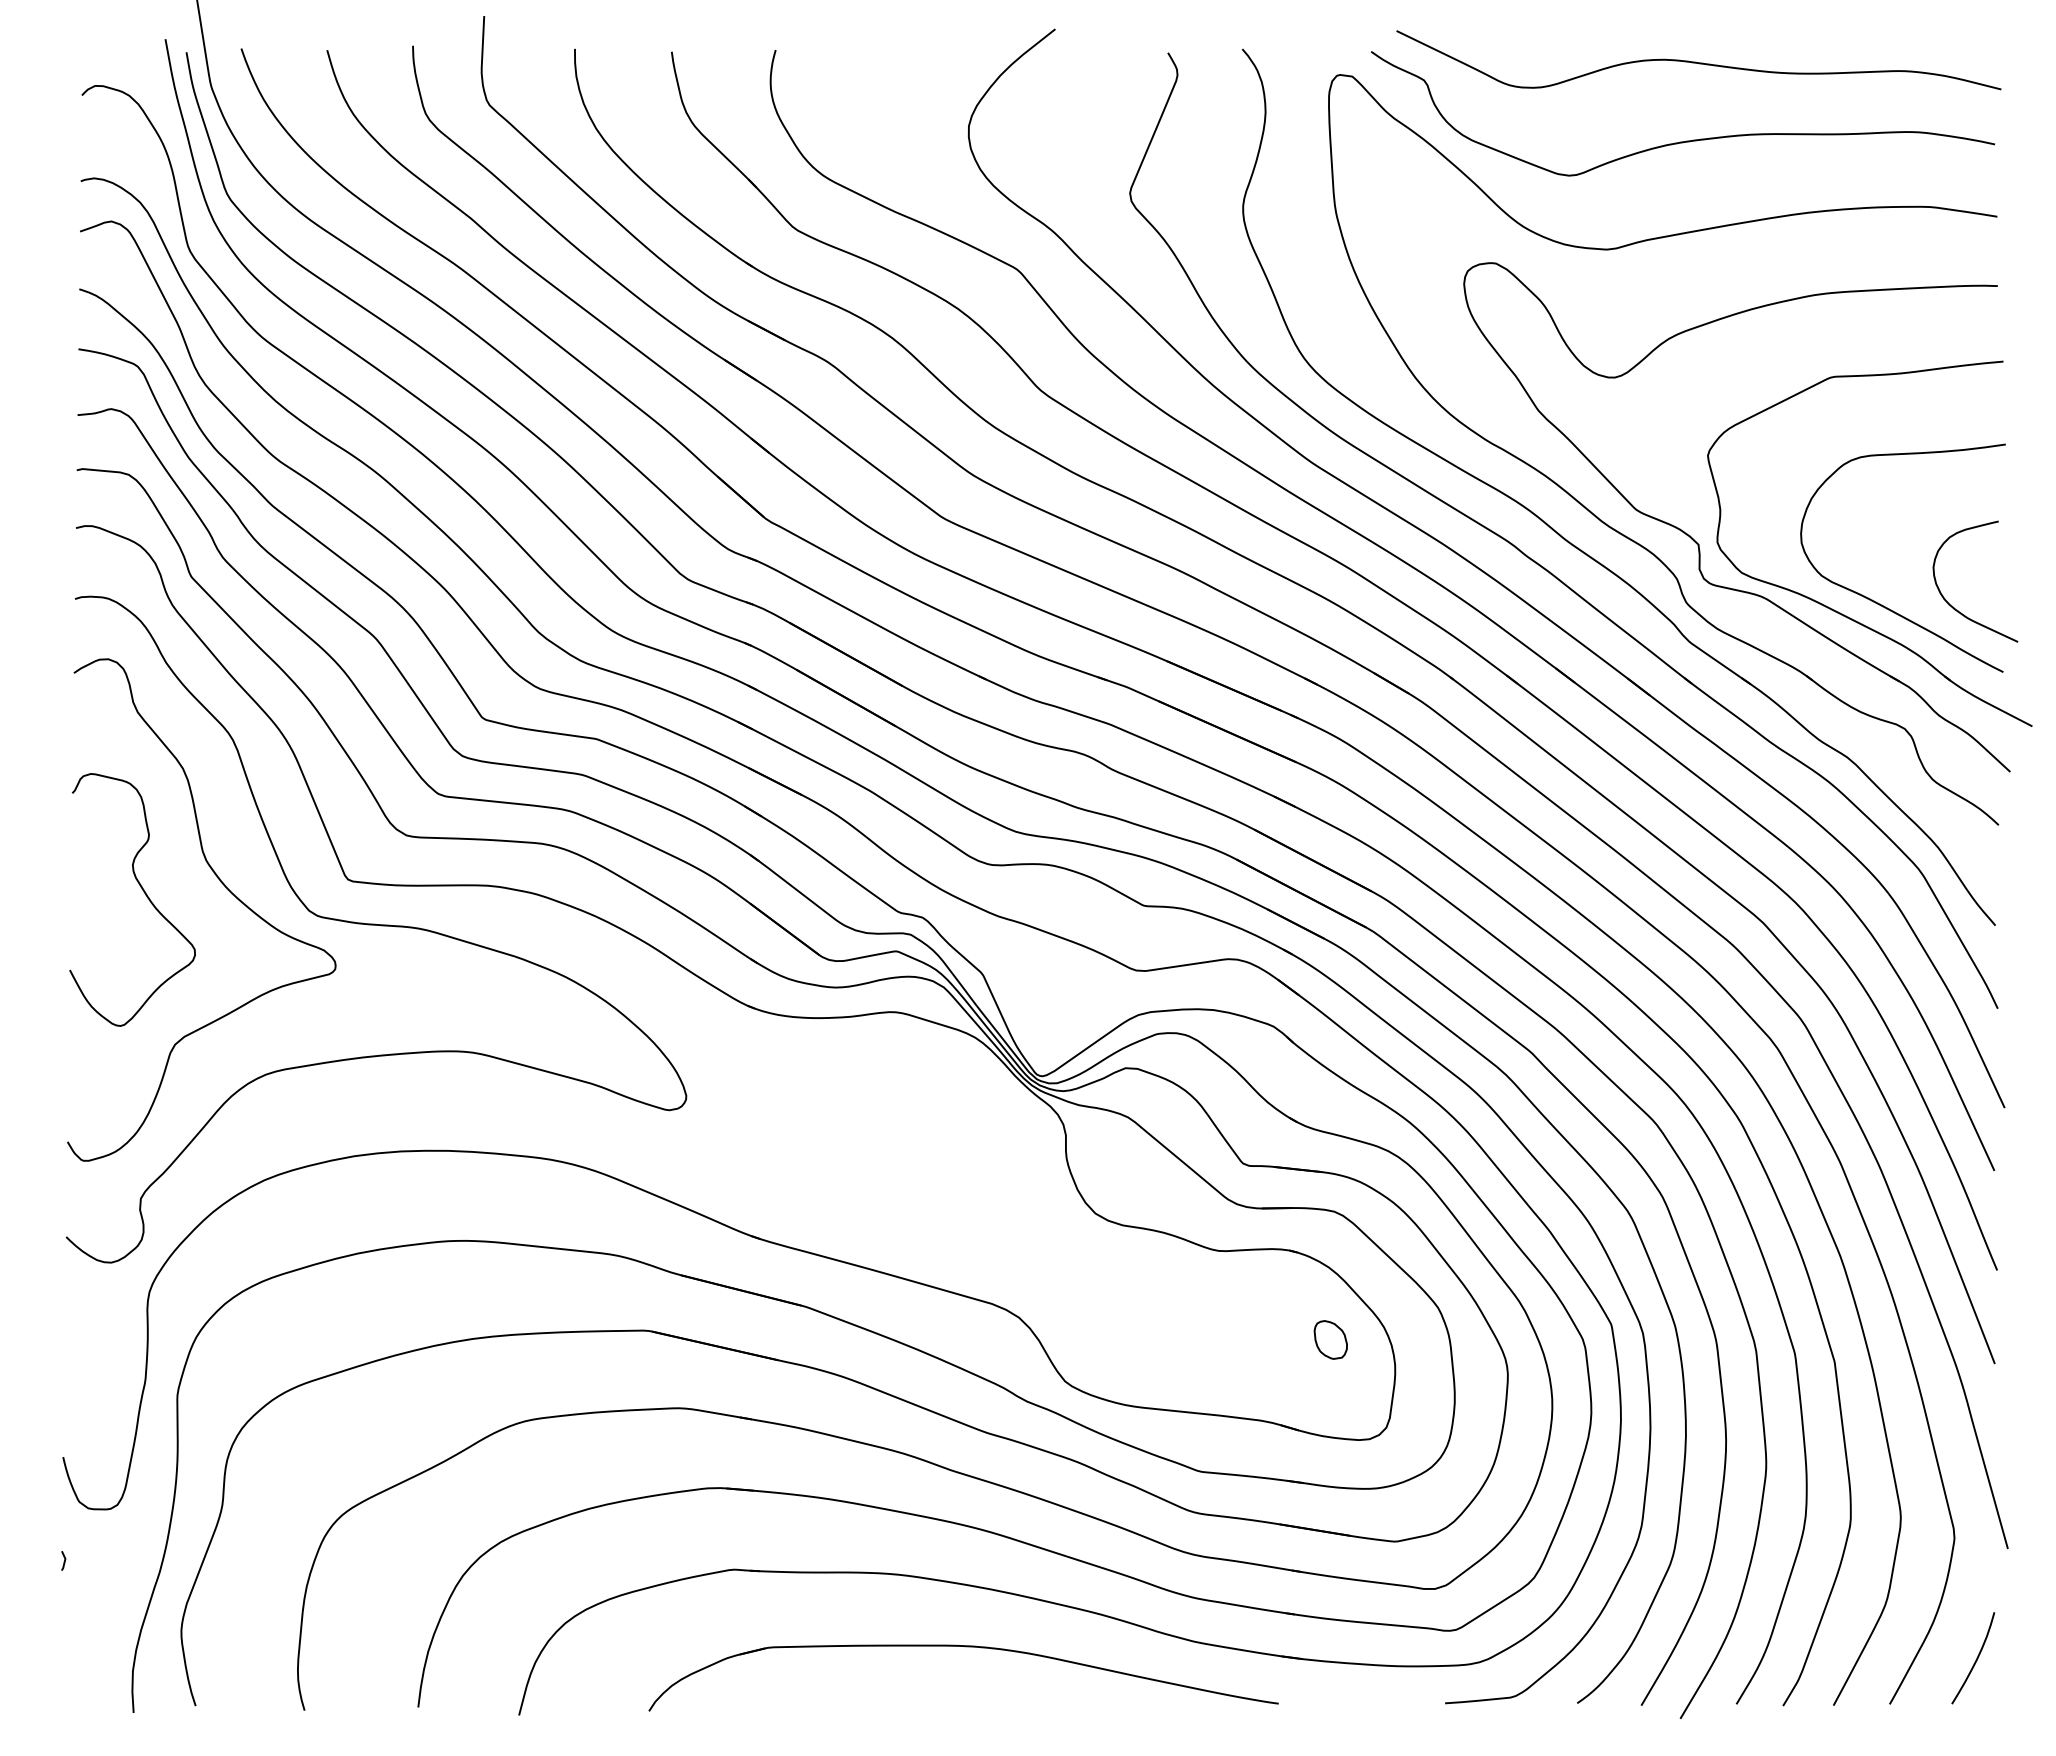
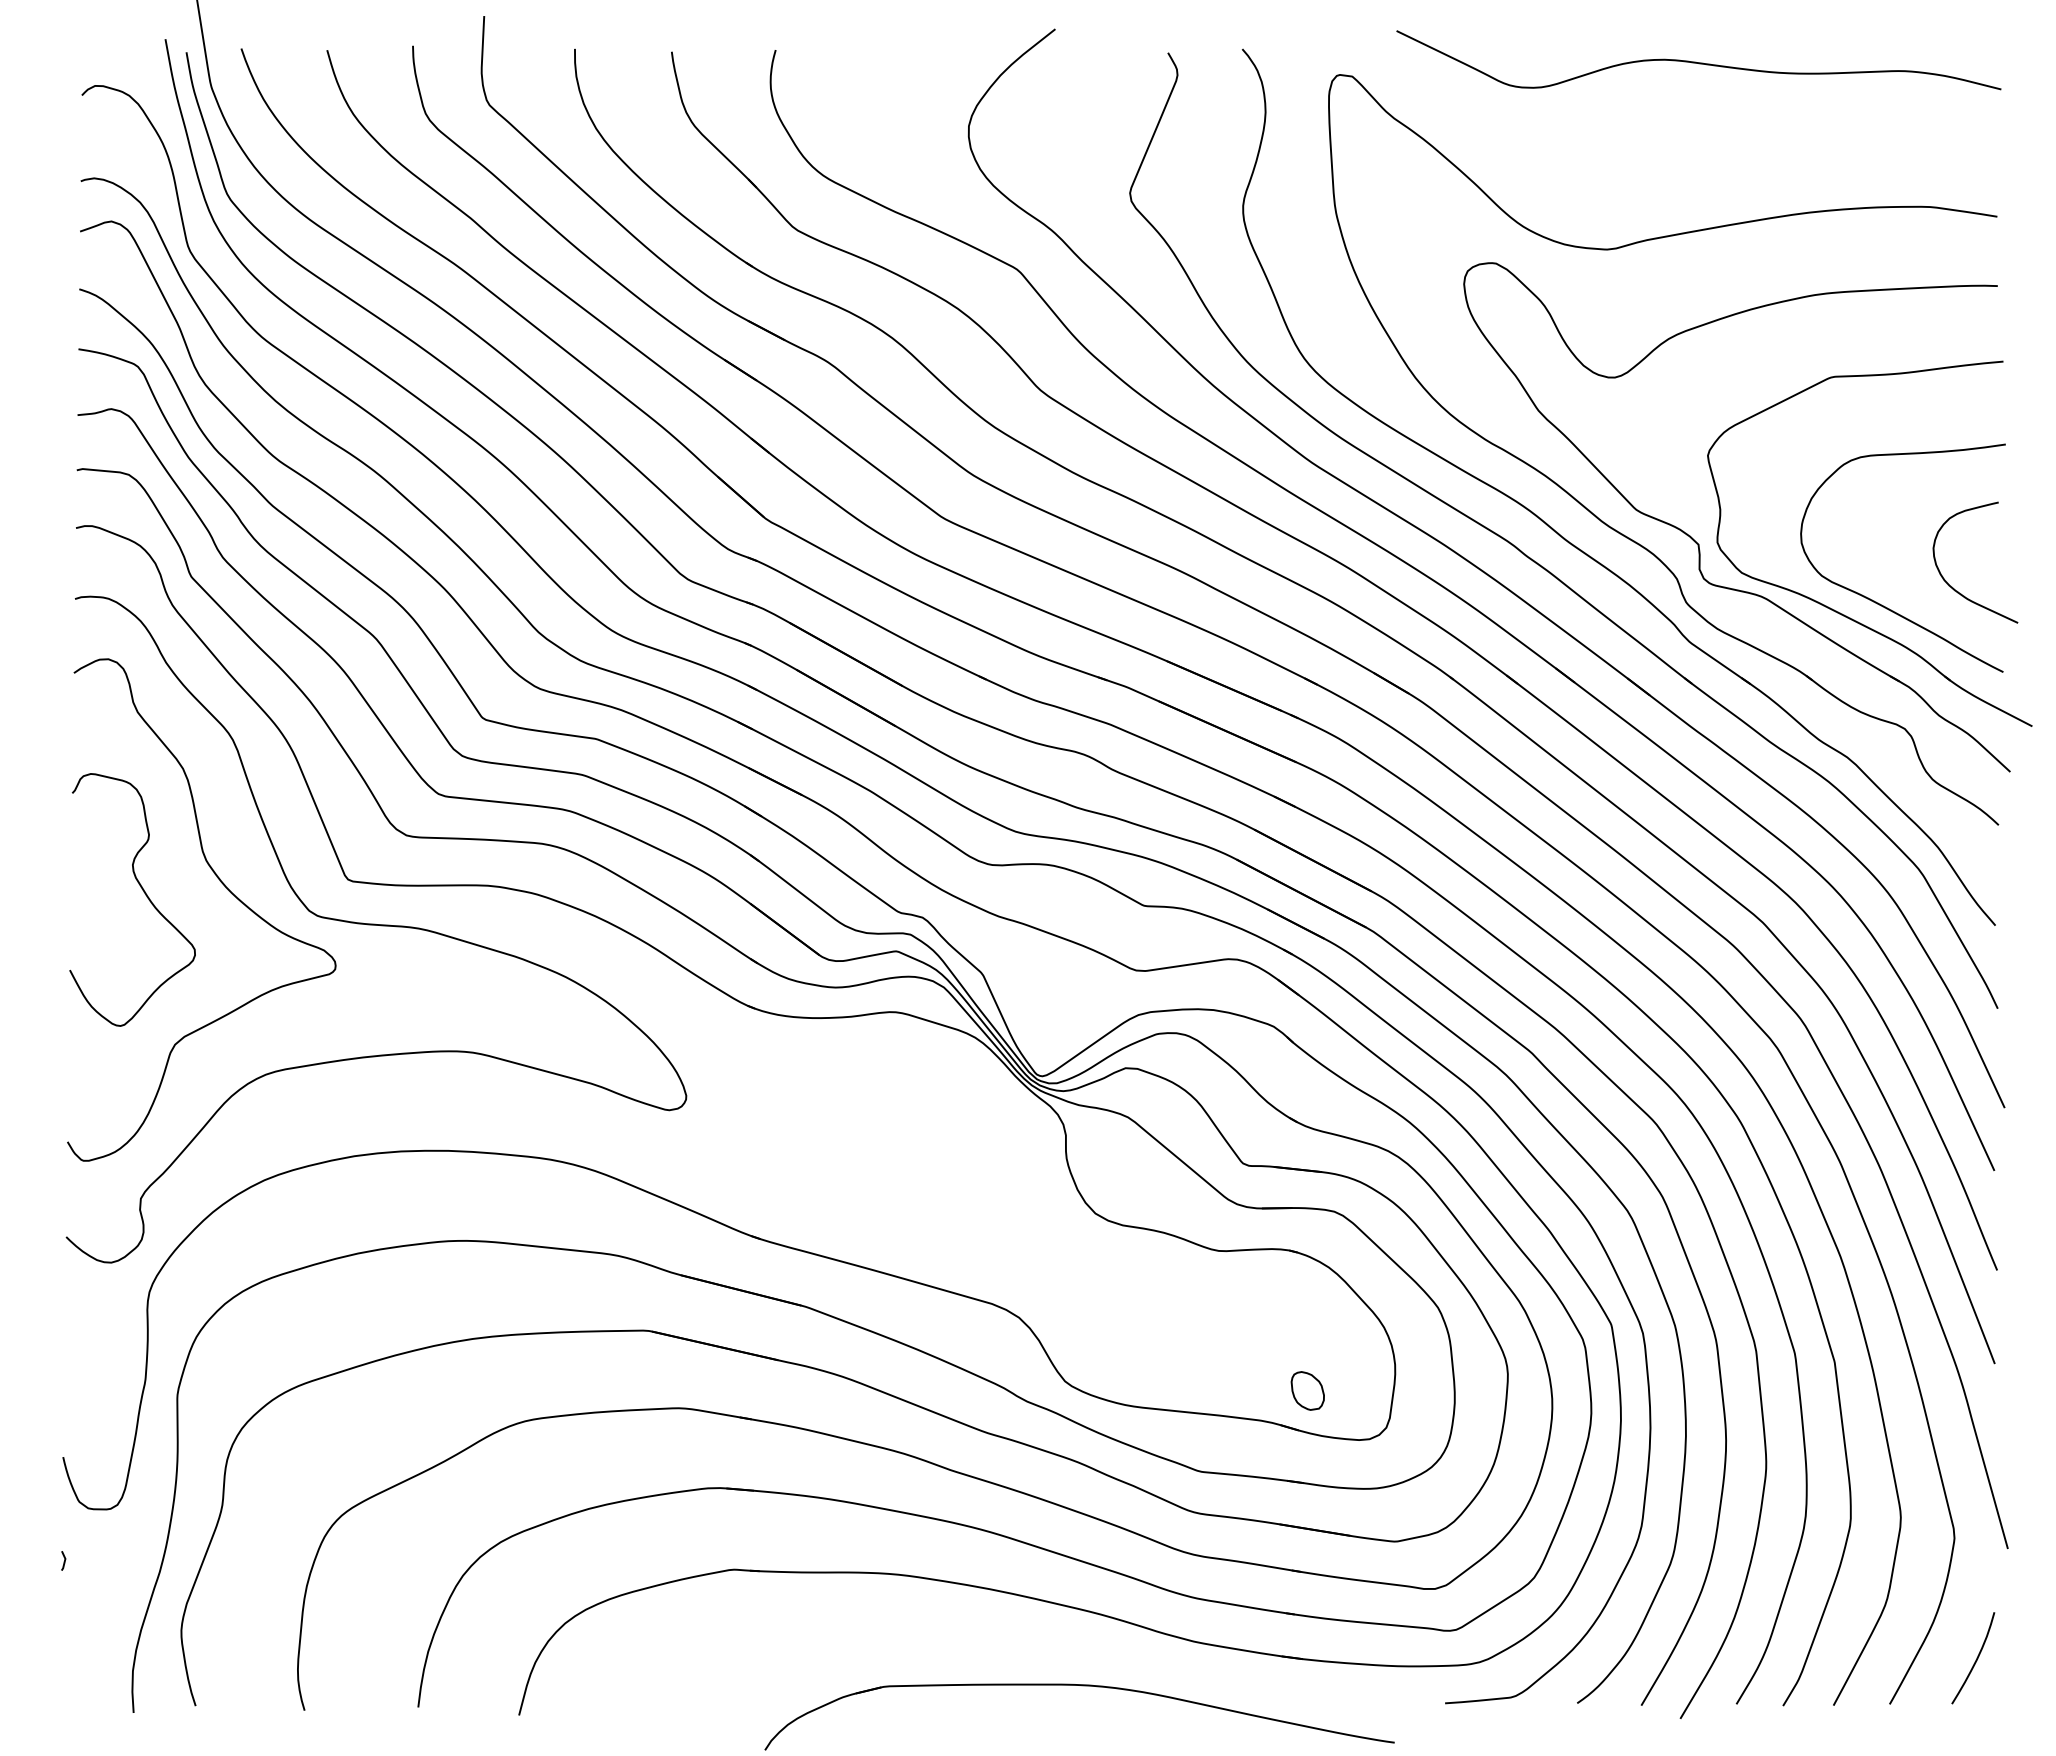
curve: present -> none (1686, 140)
curve position: (1952, 605) -> (1952, 586) (1952, 586)
part position: (1330, 1339) -> (1307, 1390) (1307, 1390)
part position: (965, 1647) -> (1081, 1686) (1081, 1686)
